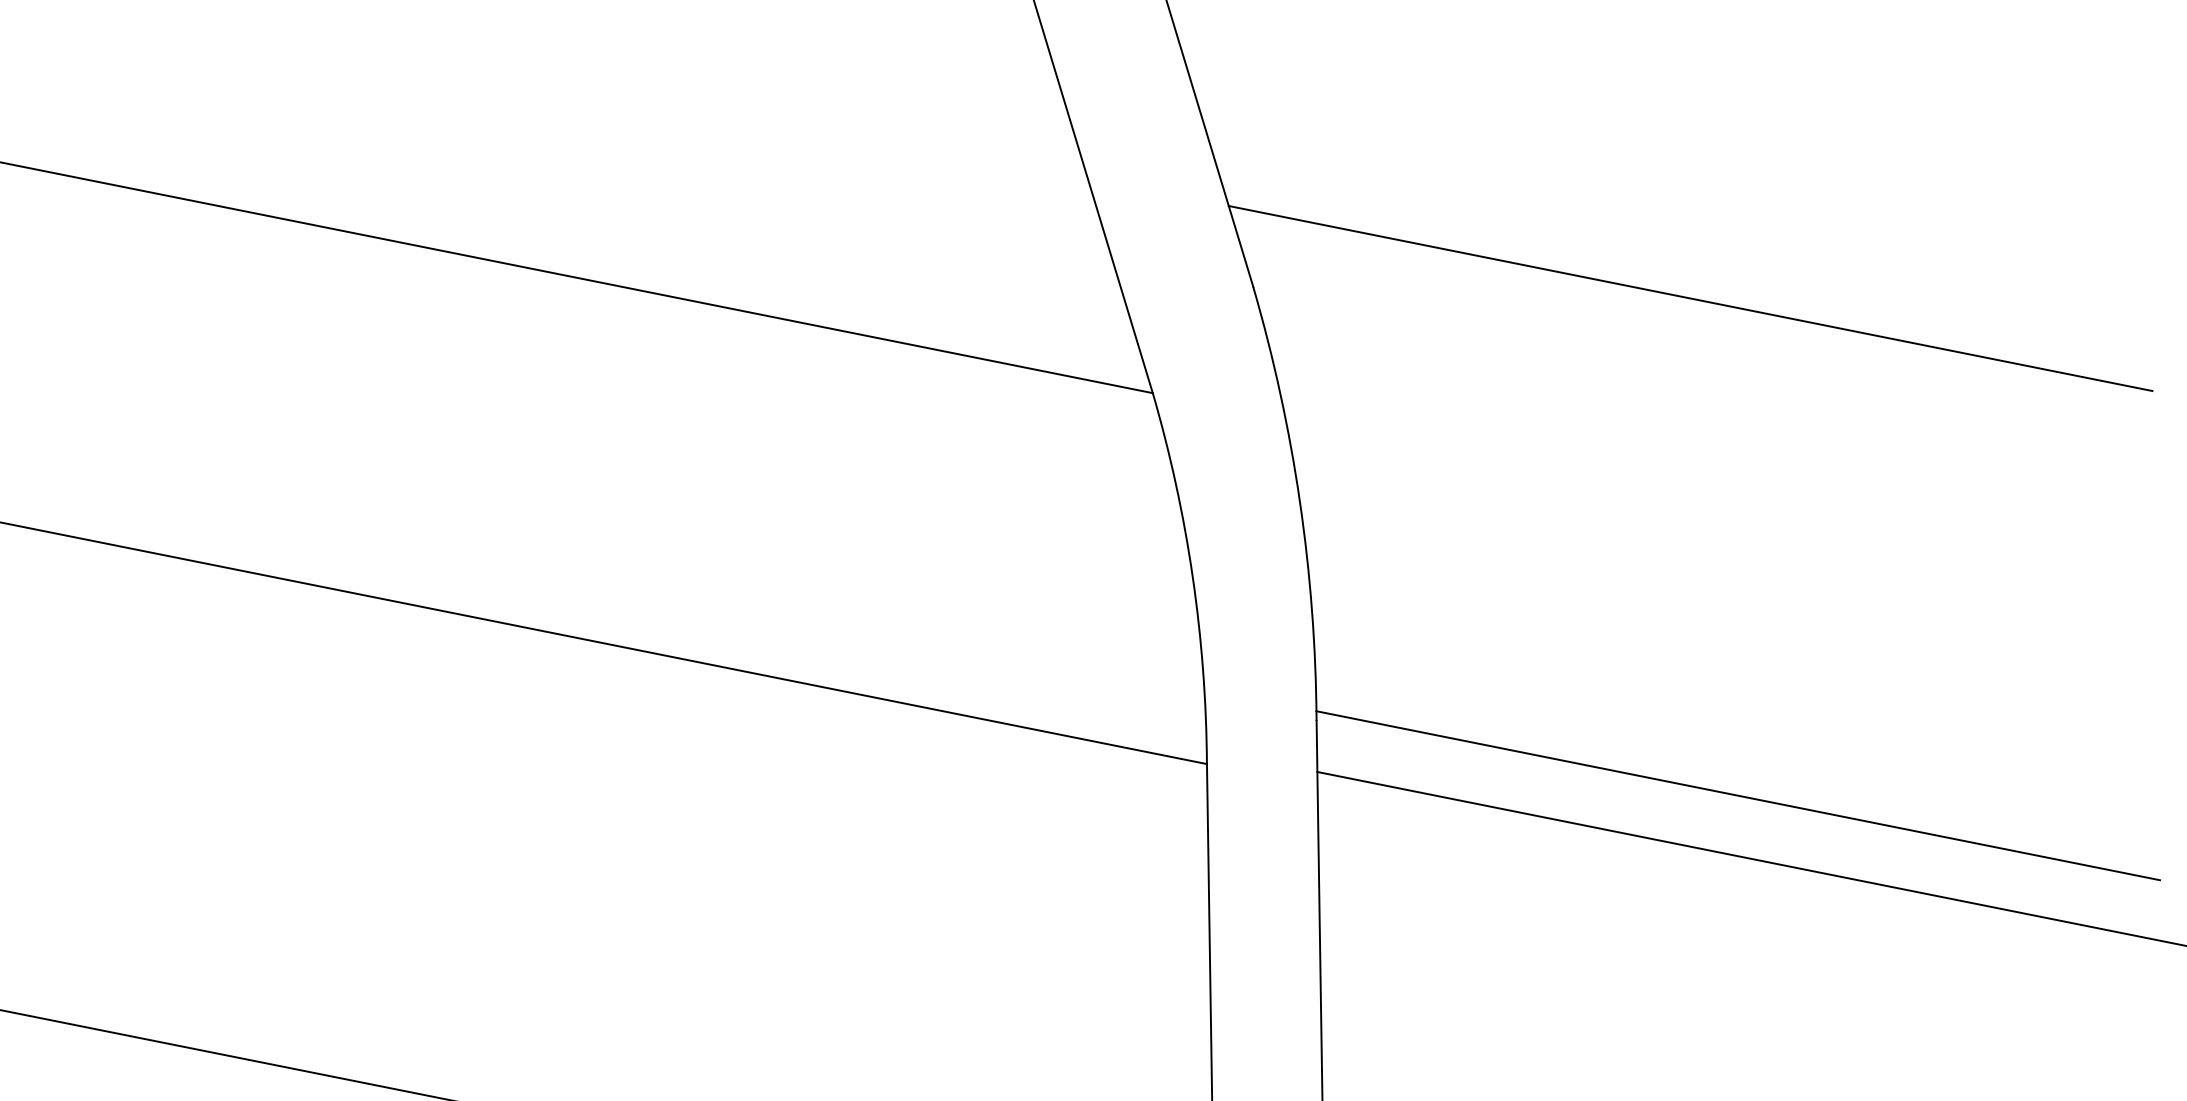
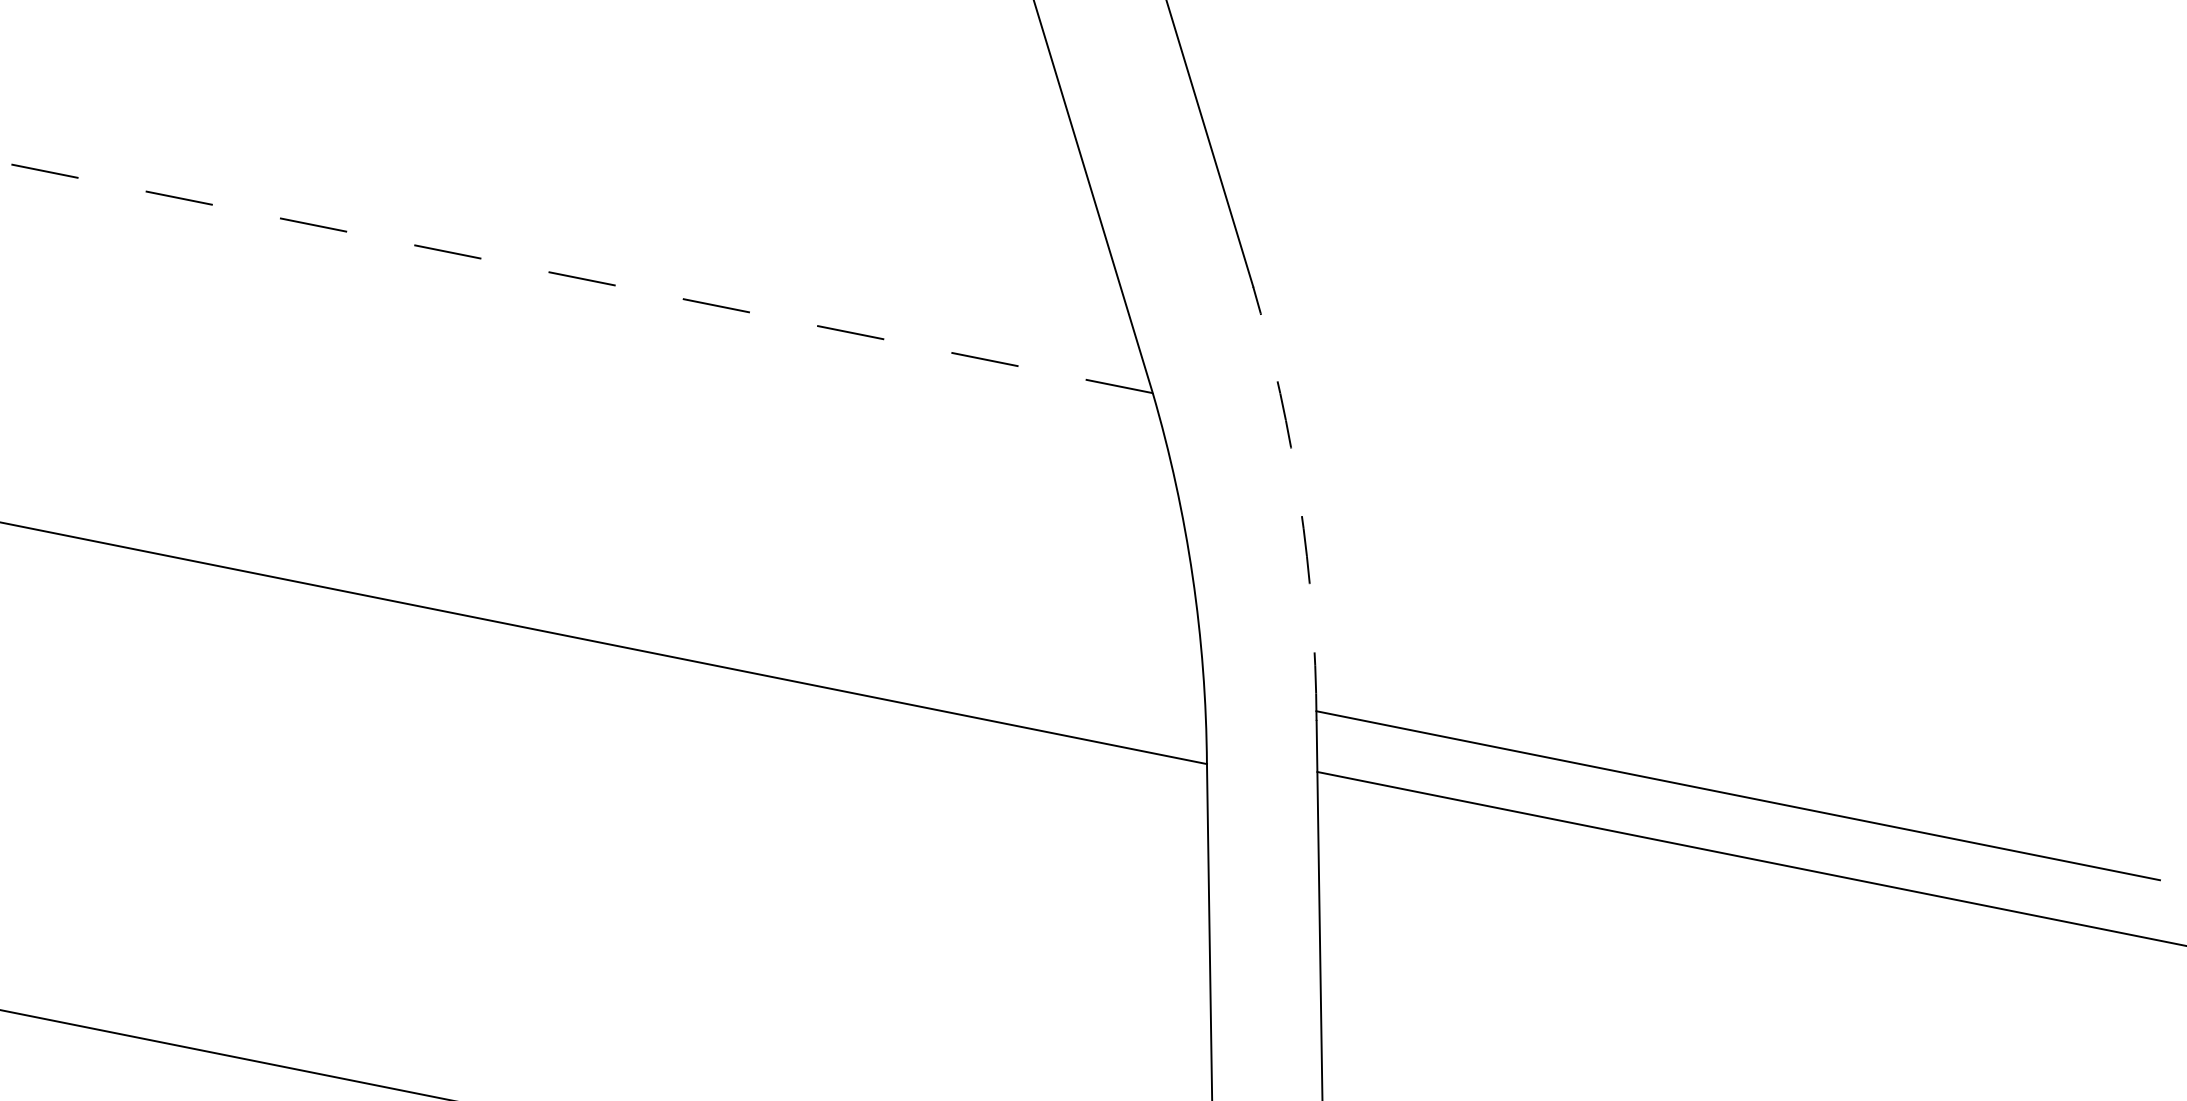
line: solid -> dashed (576, 277)
line: present -> none (1690, 298)
arc: solid -> dashed (1299, 501)
